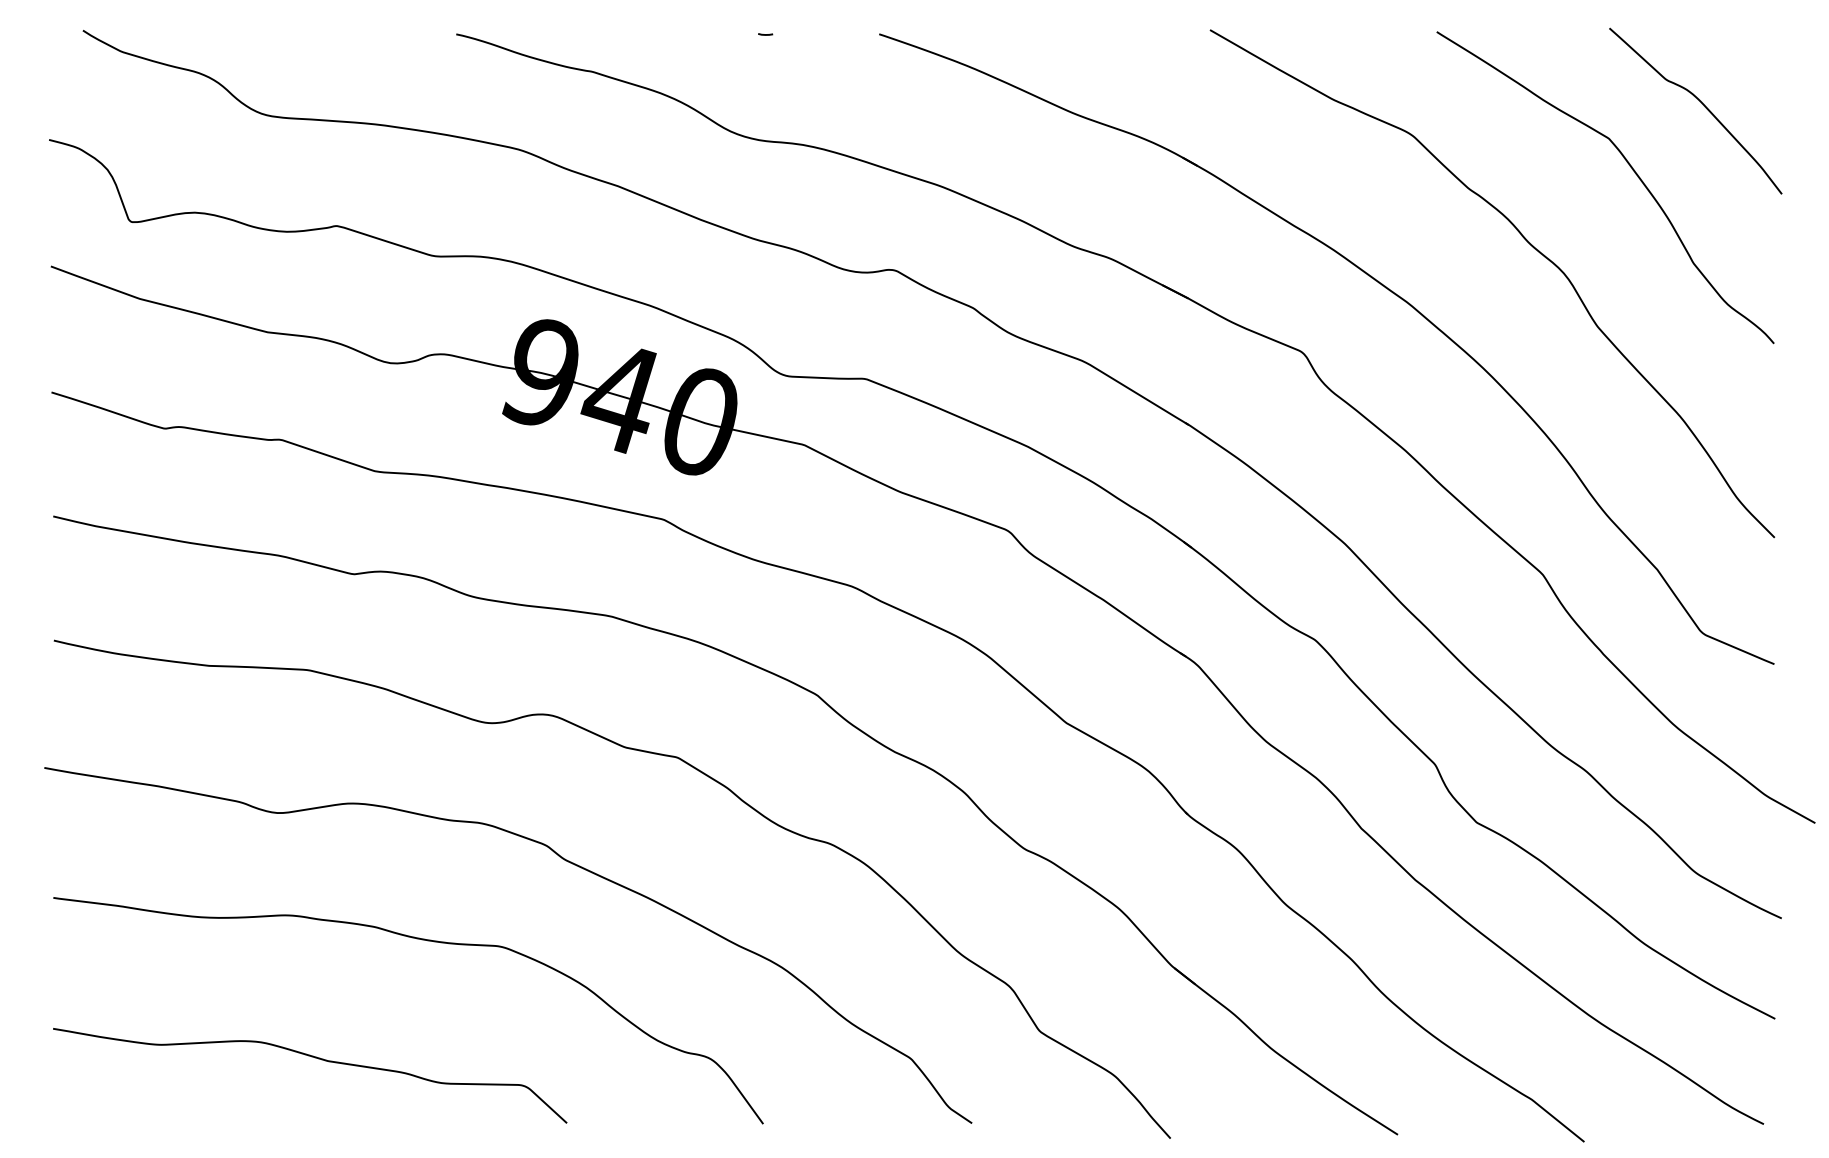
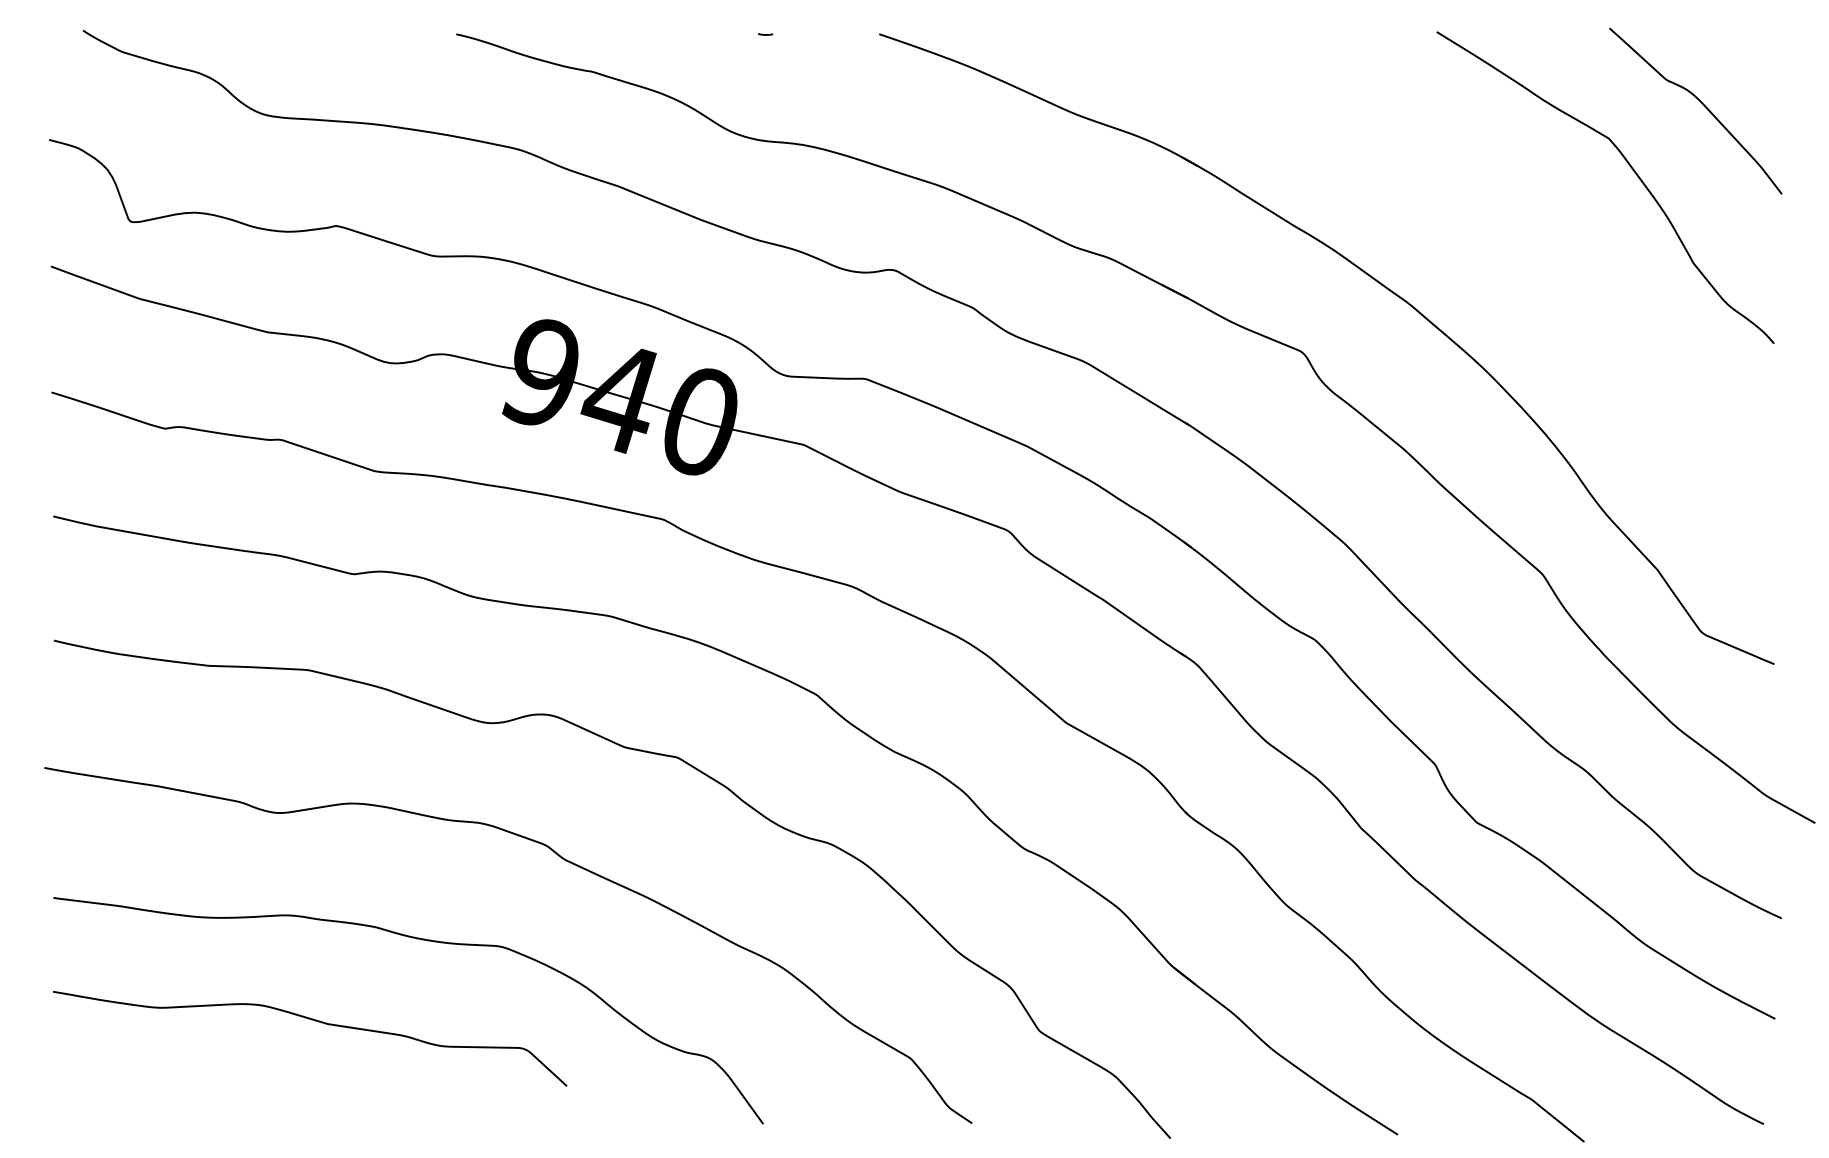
curve: present -> none (1530, 245)
curve position: (315, 1058) -> (315, 1021) (315, 1021)
